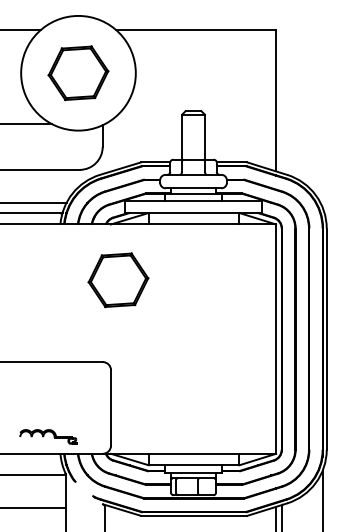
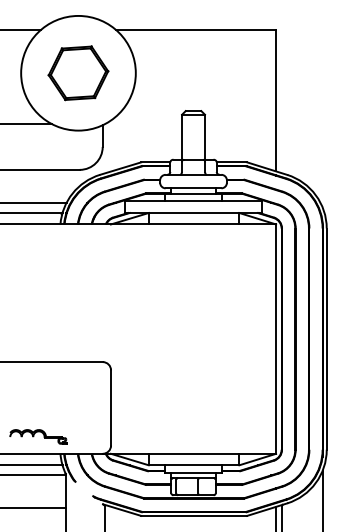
part: present -> none (118, 280)
part position: (48, 436) -> (38, 436) (38, 436)
line: none -> present (32, 465)
